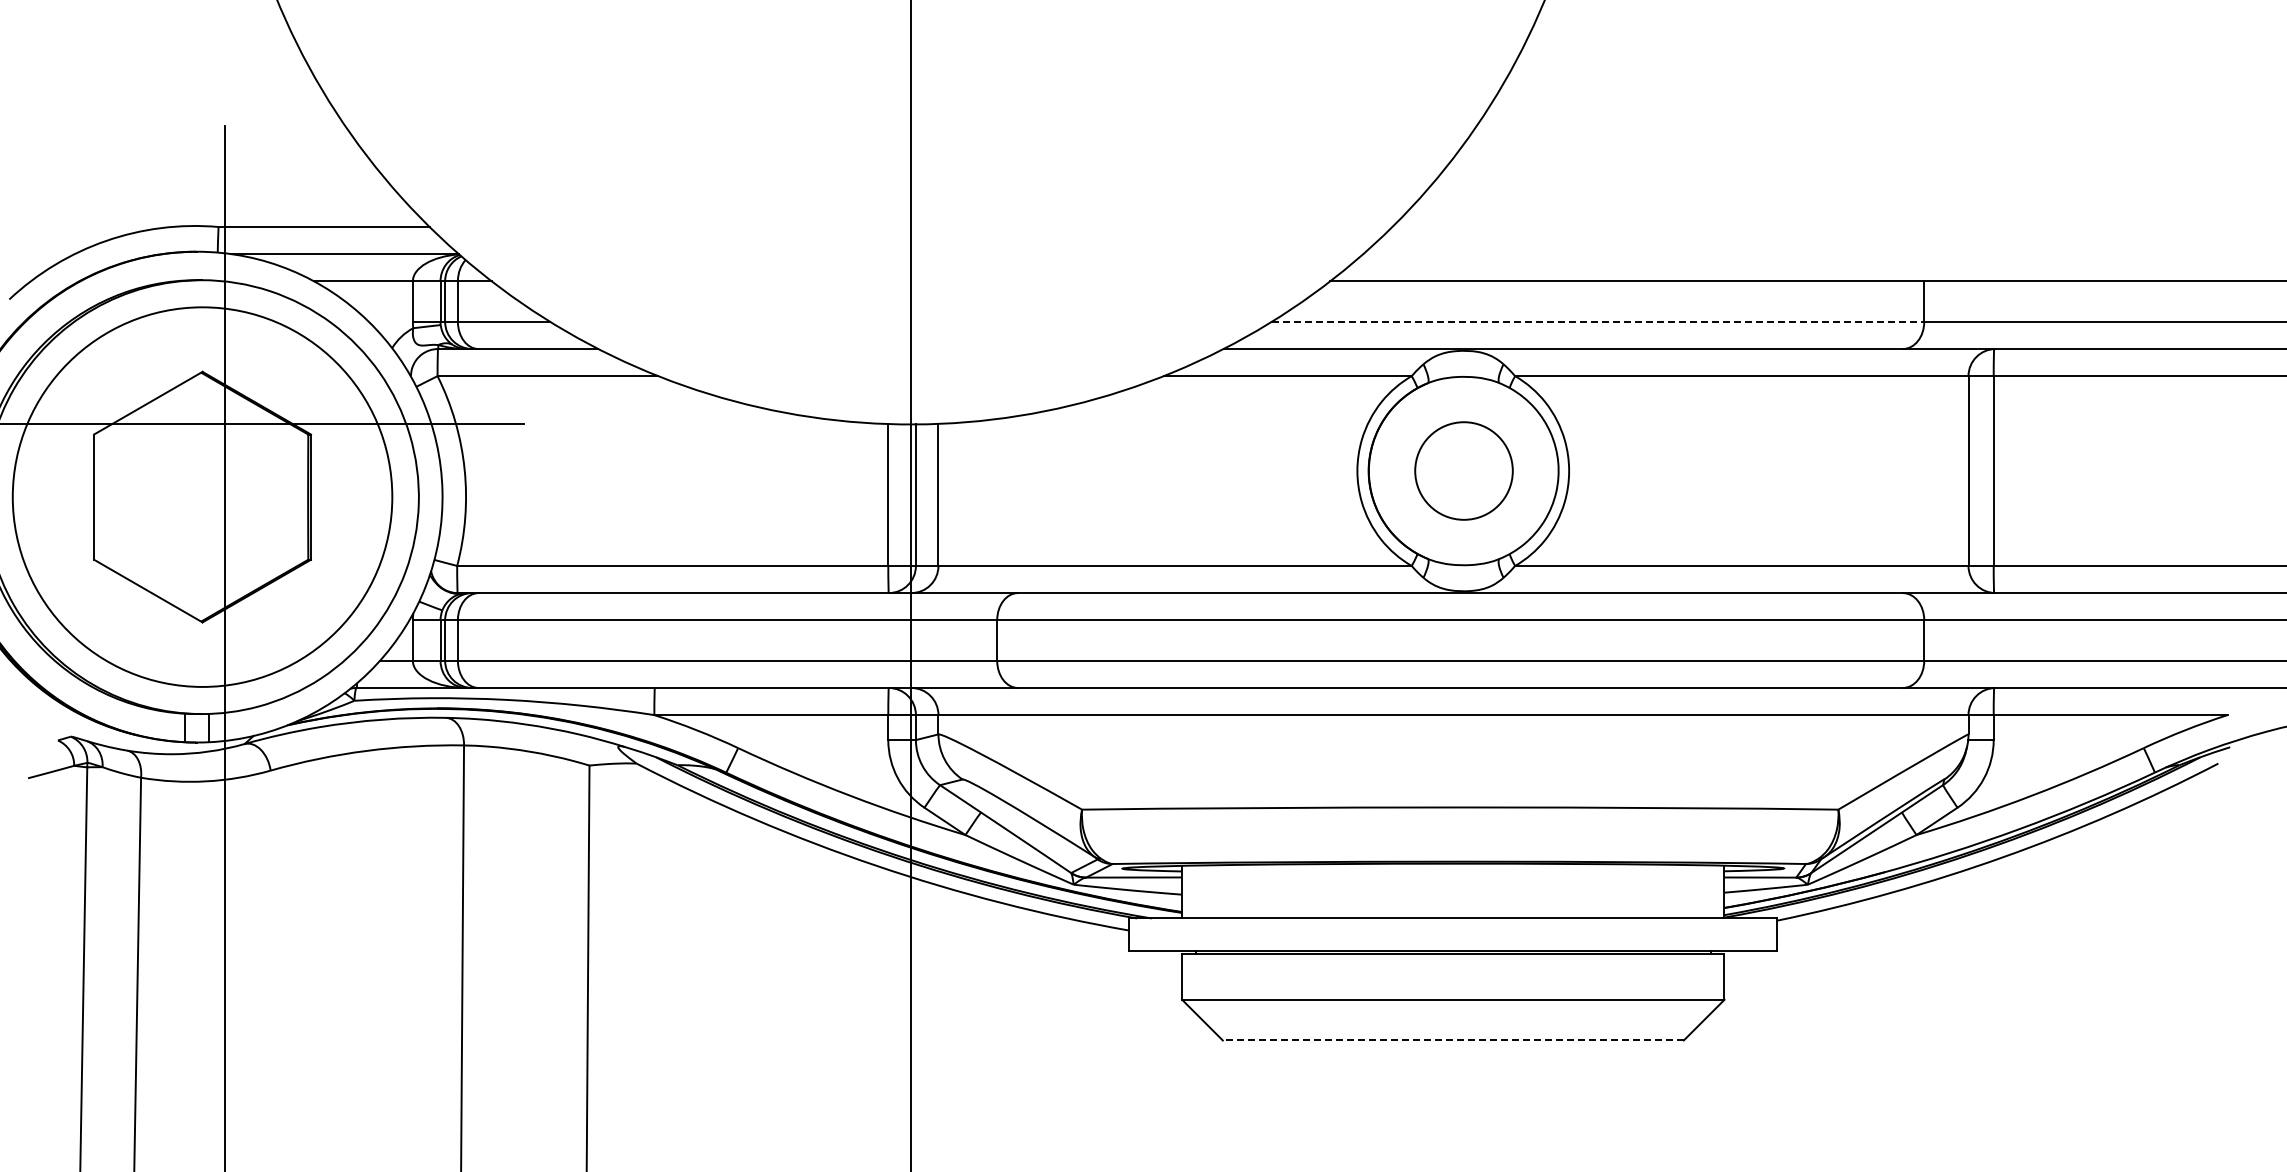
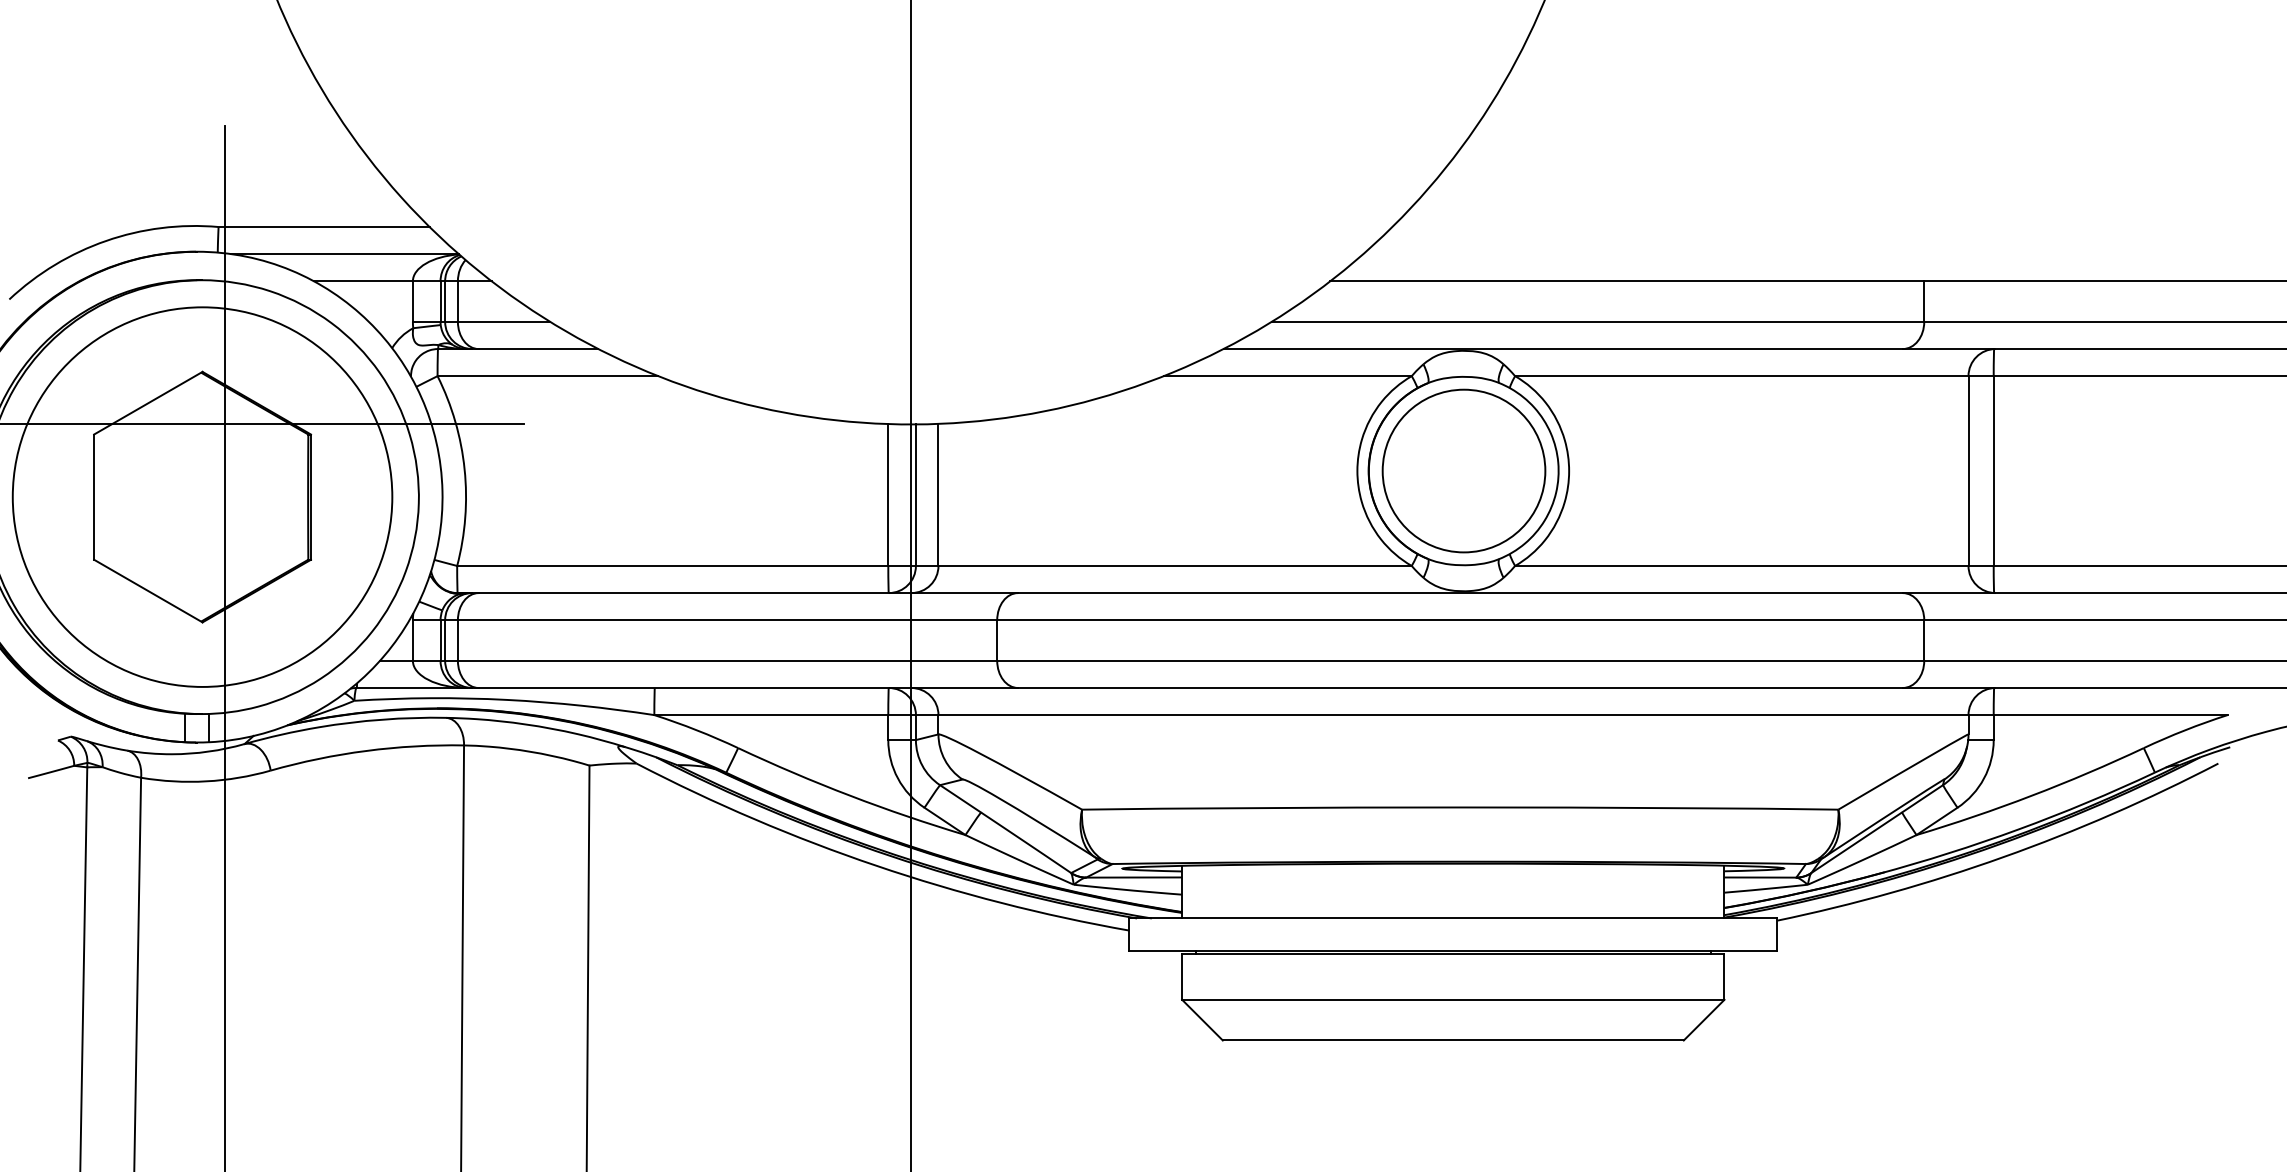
line: dashed -> solid (1598, 321)
part size: 100x100 px -> 166x166 px (1463, 470)
line: dashed -> solid (1452, 1040)
